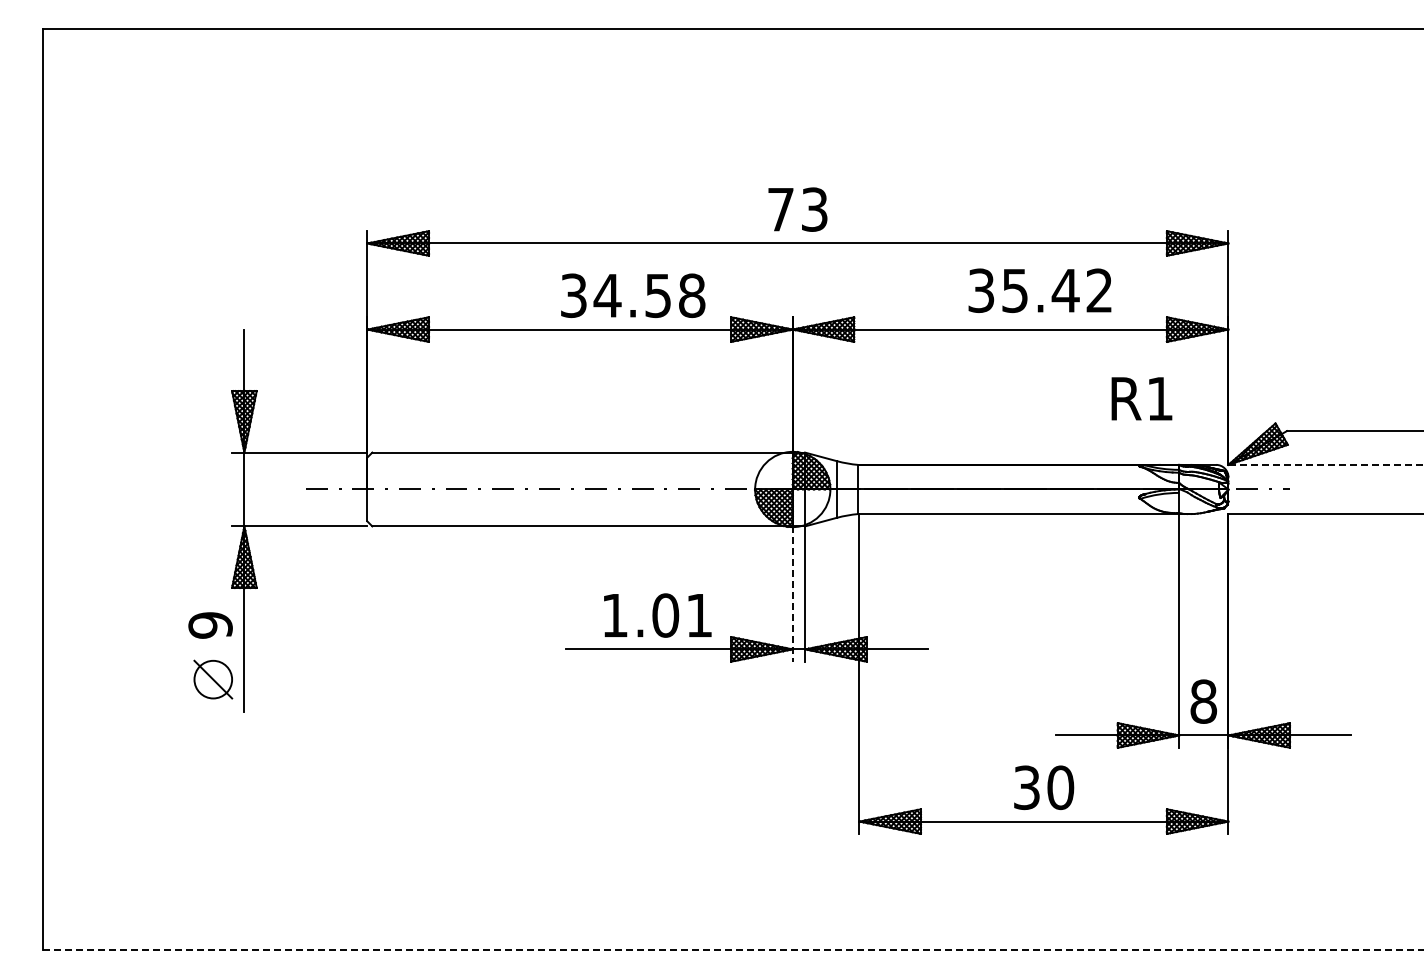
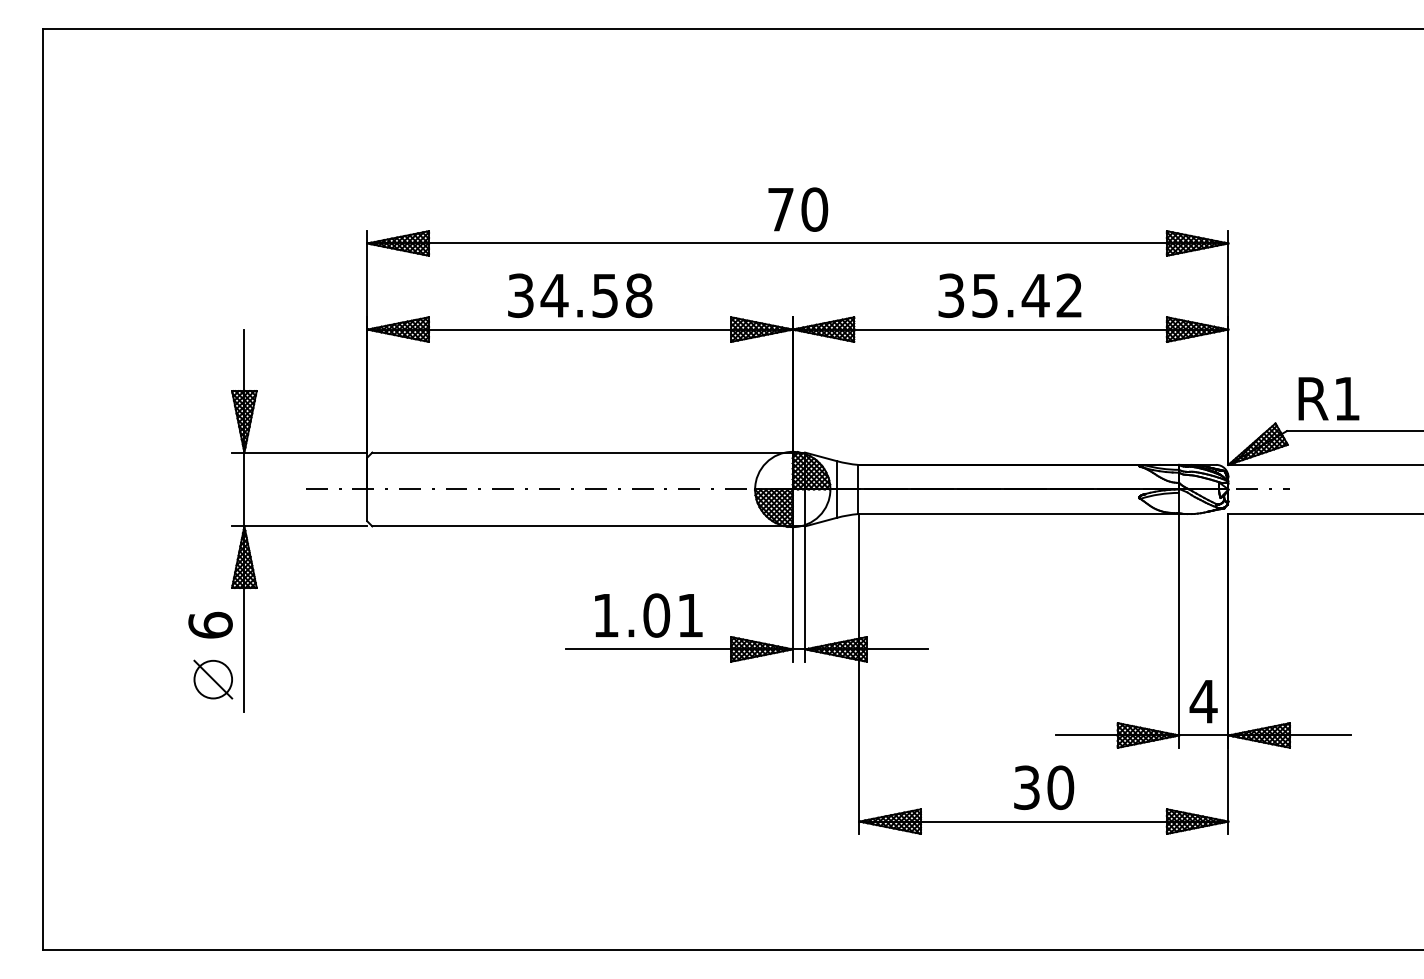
text: 73 -> 70 (814, 209)
text position: (1039, 290) -> (1009, 295) (1009, 295)
text position: (633, 295) -> (580, 295) (580, 295)
text position: (1141, 398) -> (1328, 398) (1328, 398)
line: dashed -> solid (1326, 464)
line: dashed -> solid (792, 594)
text position: (657, 615) -> (648, 615) (648, 615)
text: 9 -> 6 (210, 624)
text: 8 -> 4 (1203, 701)
line: dashed -> solid (733, 949)
